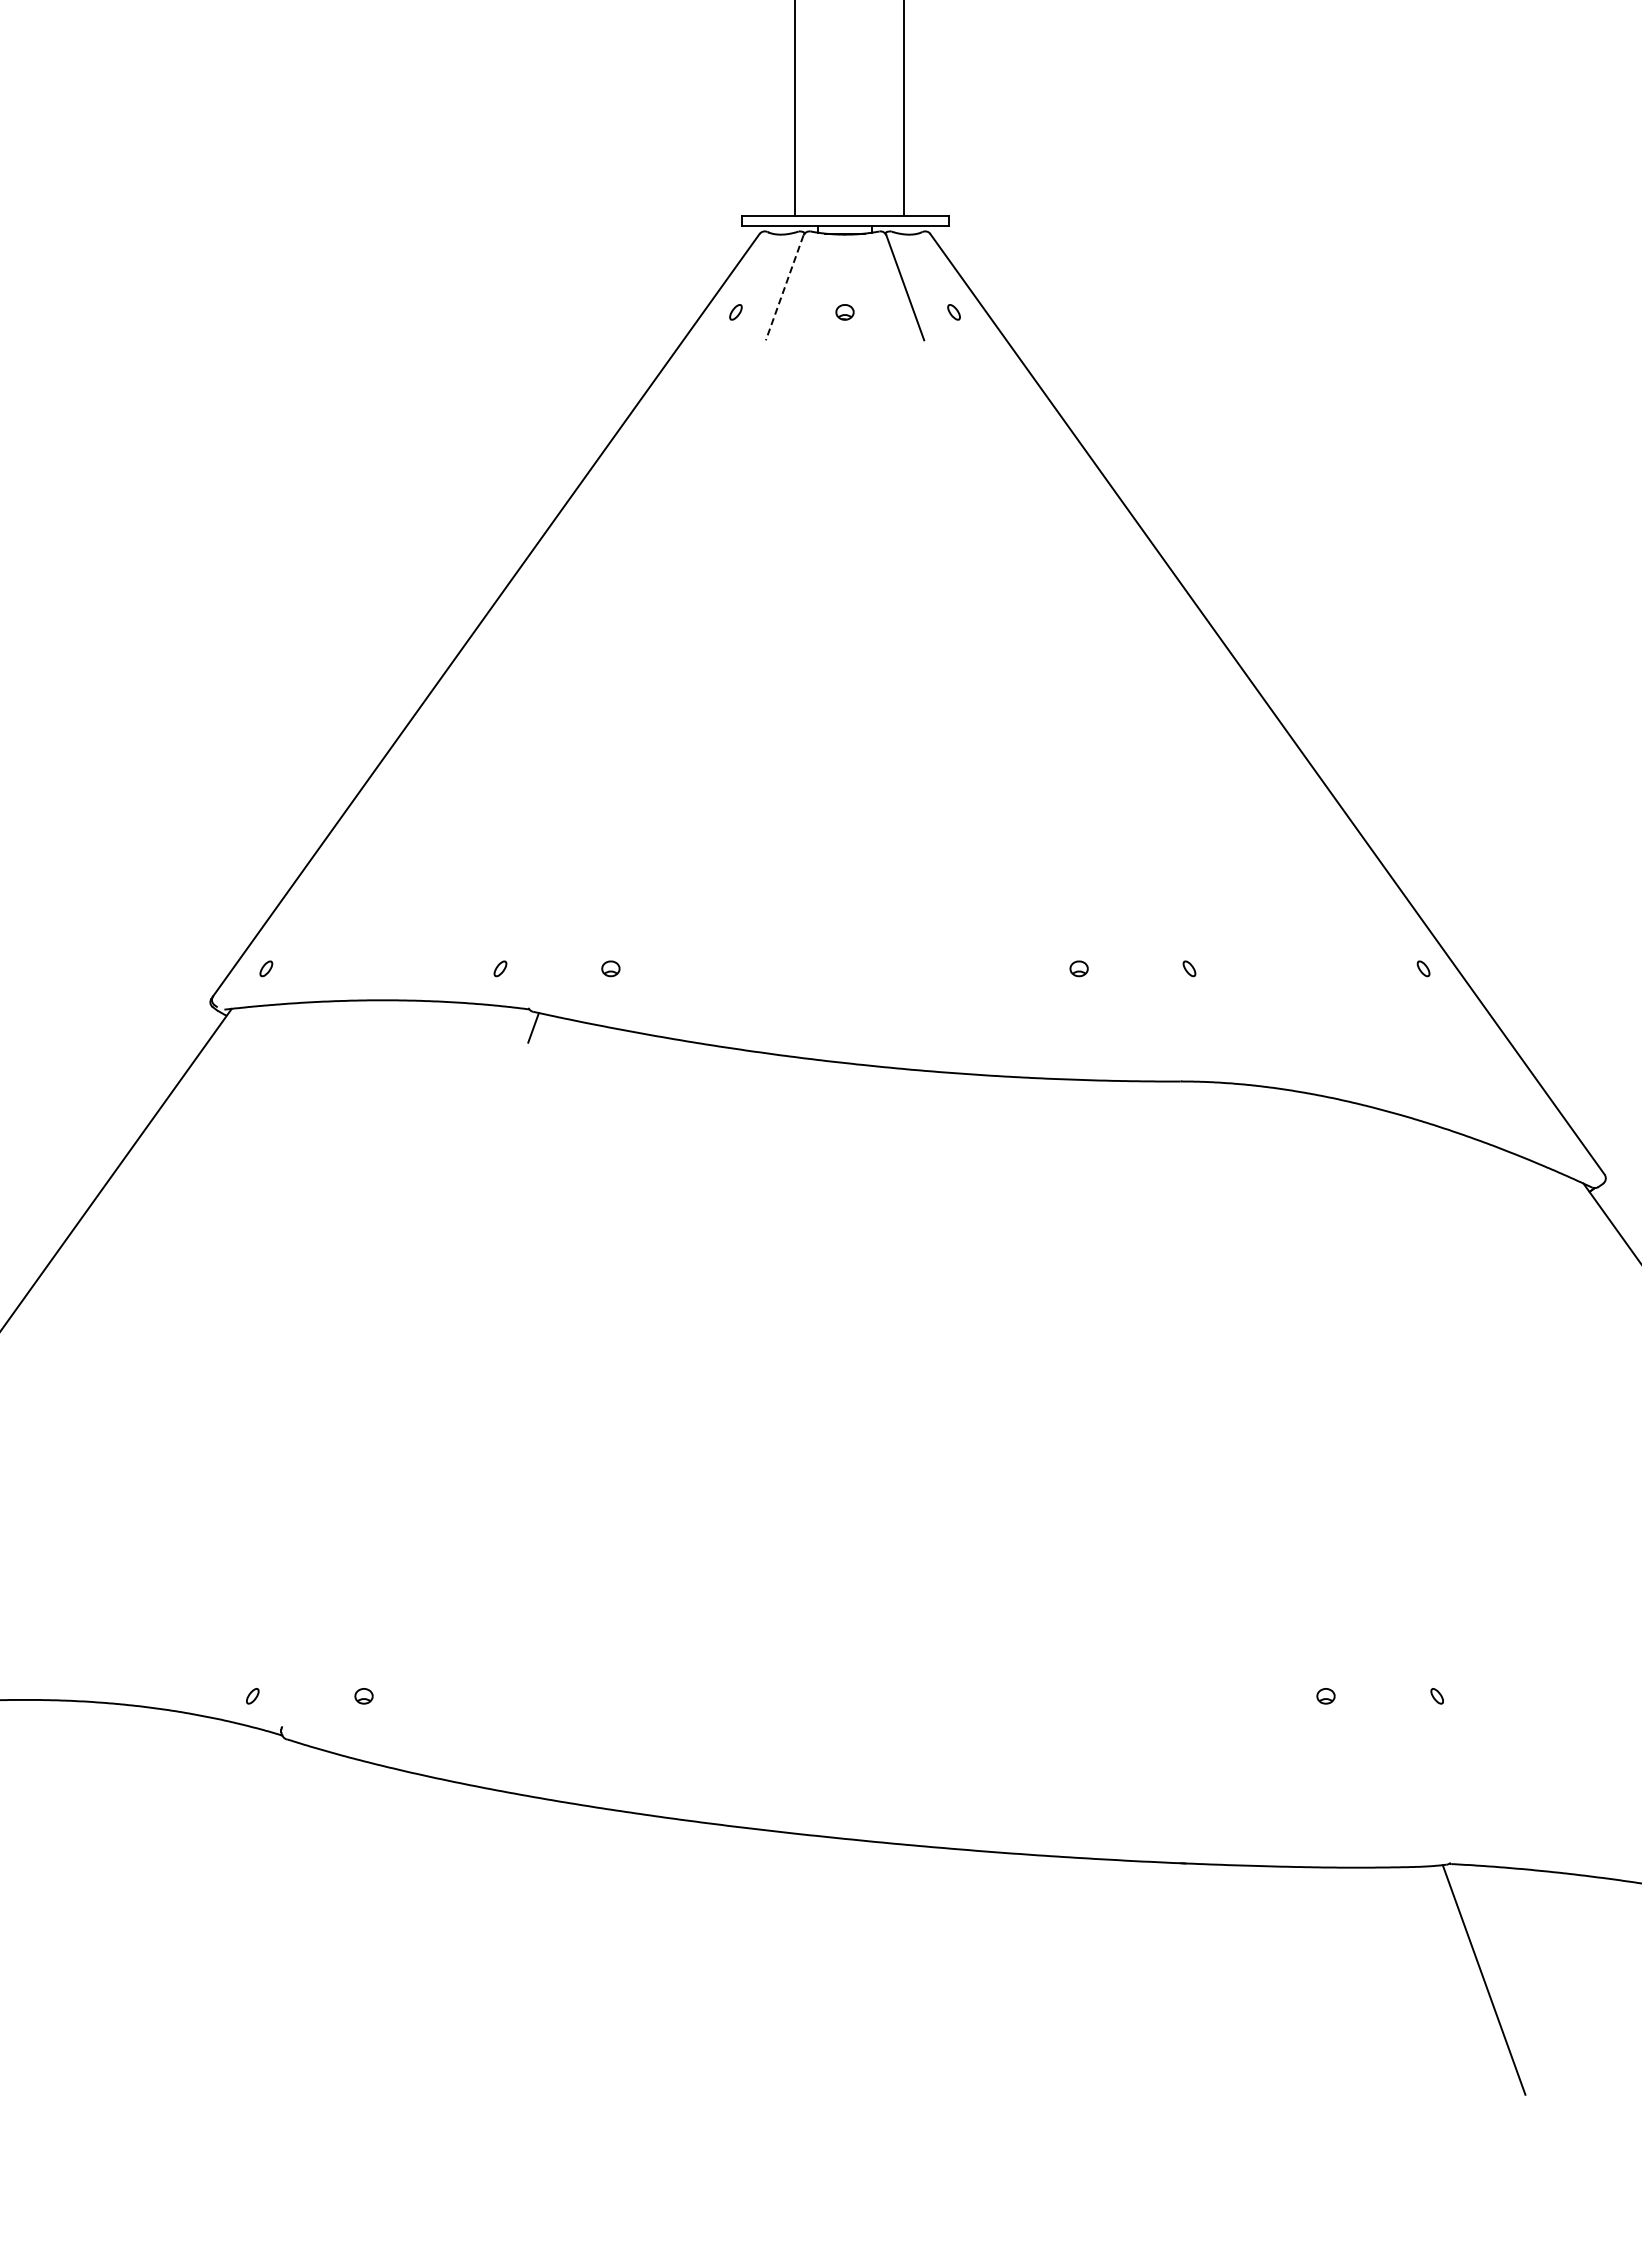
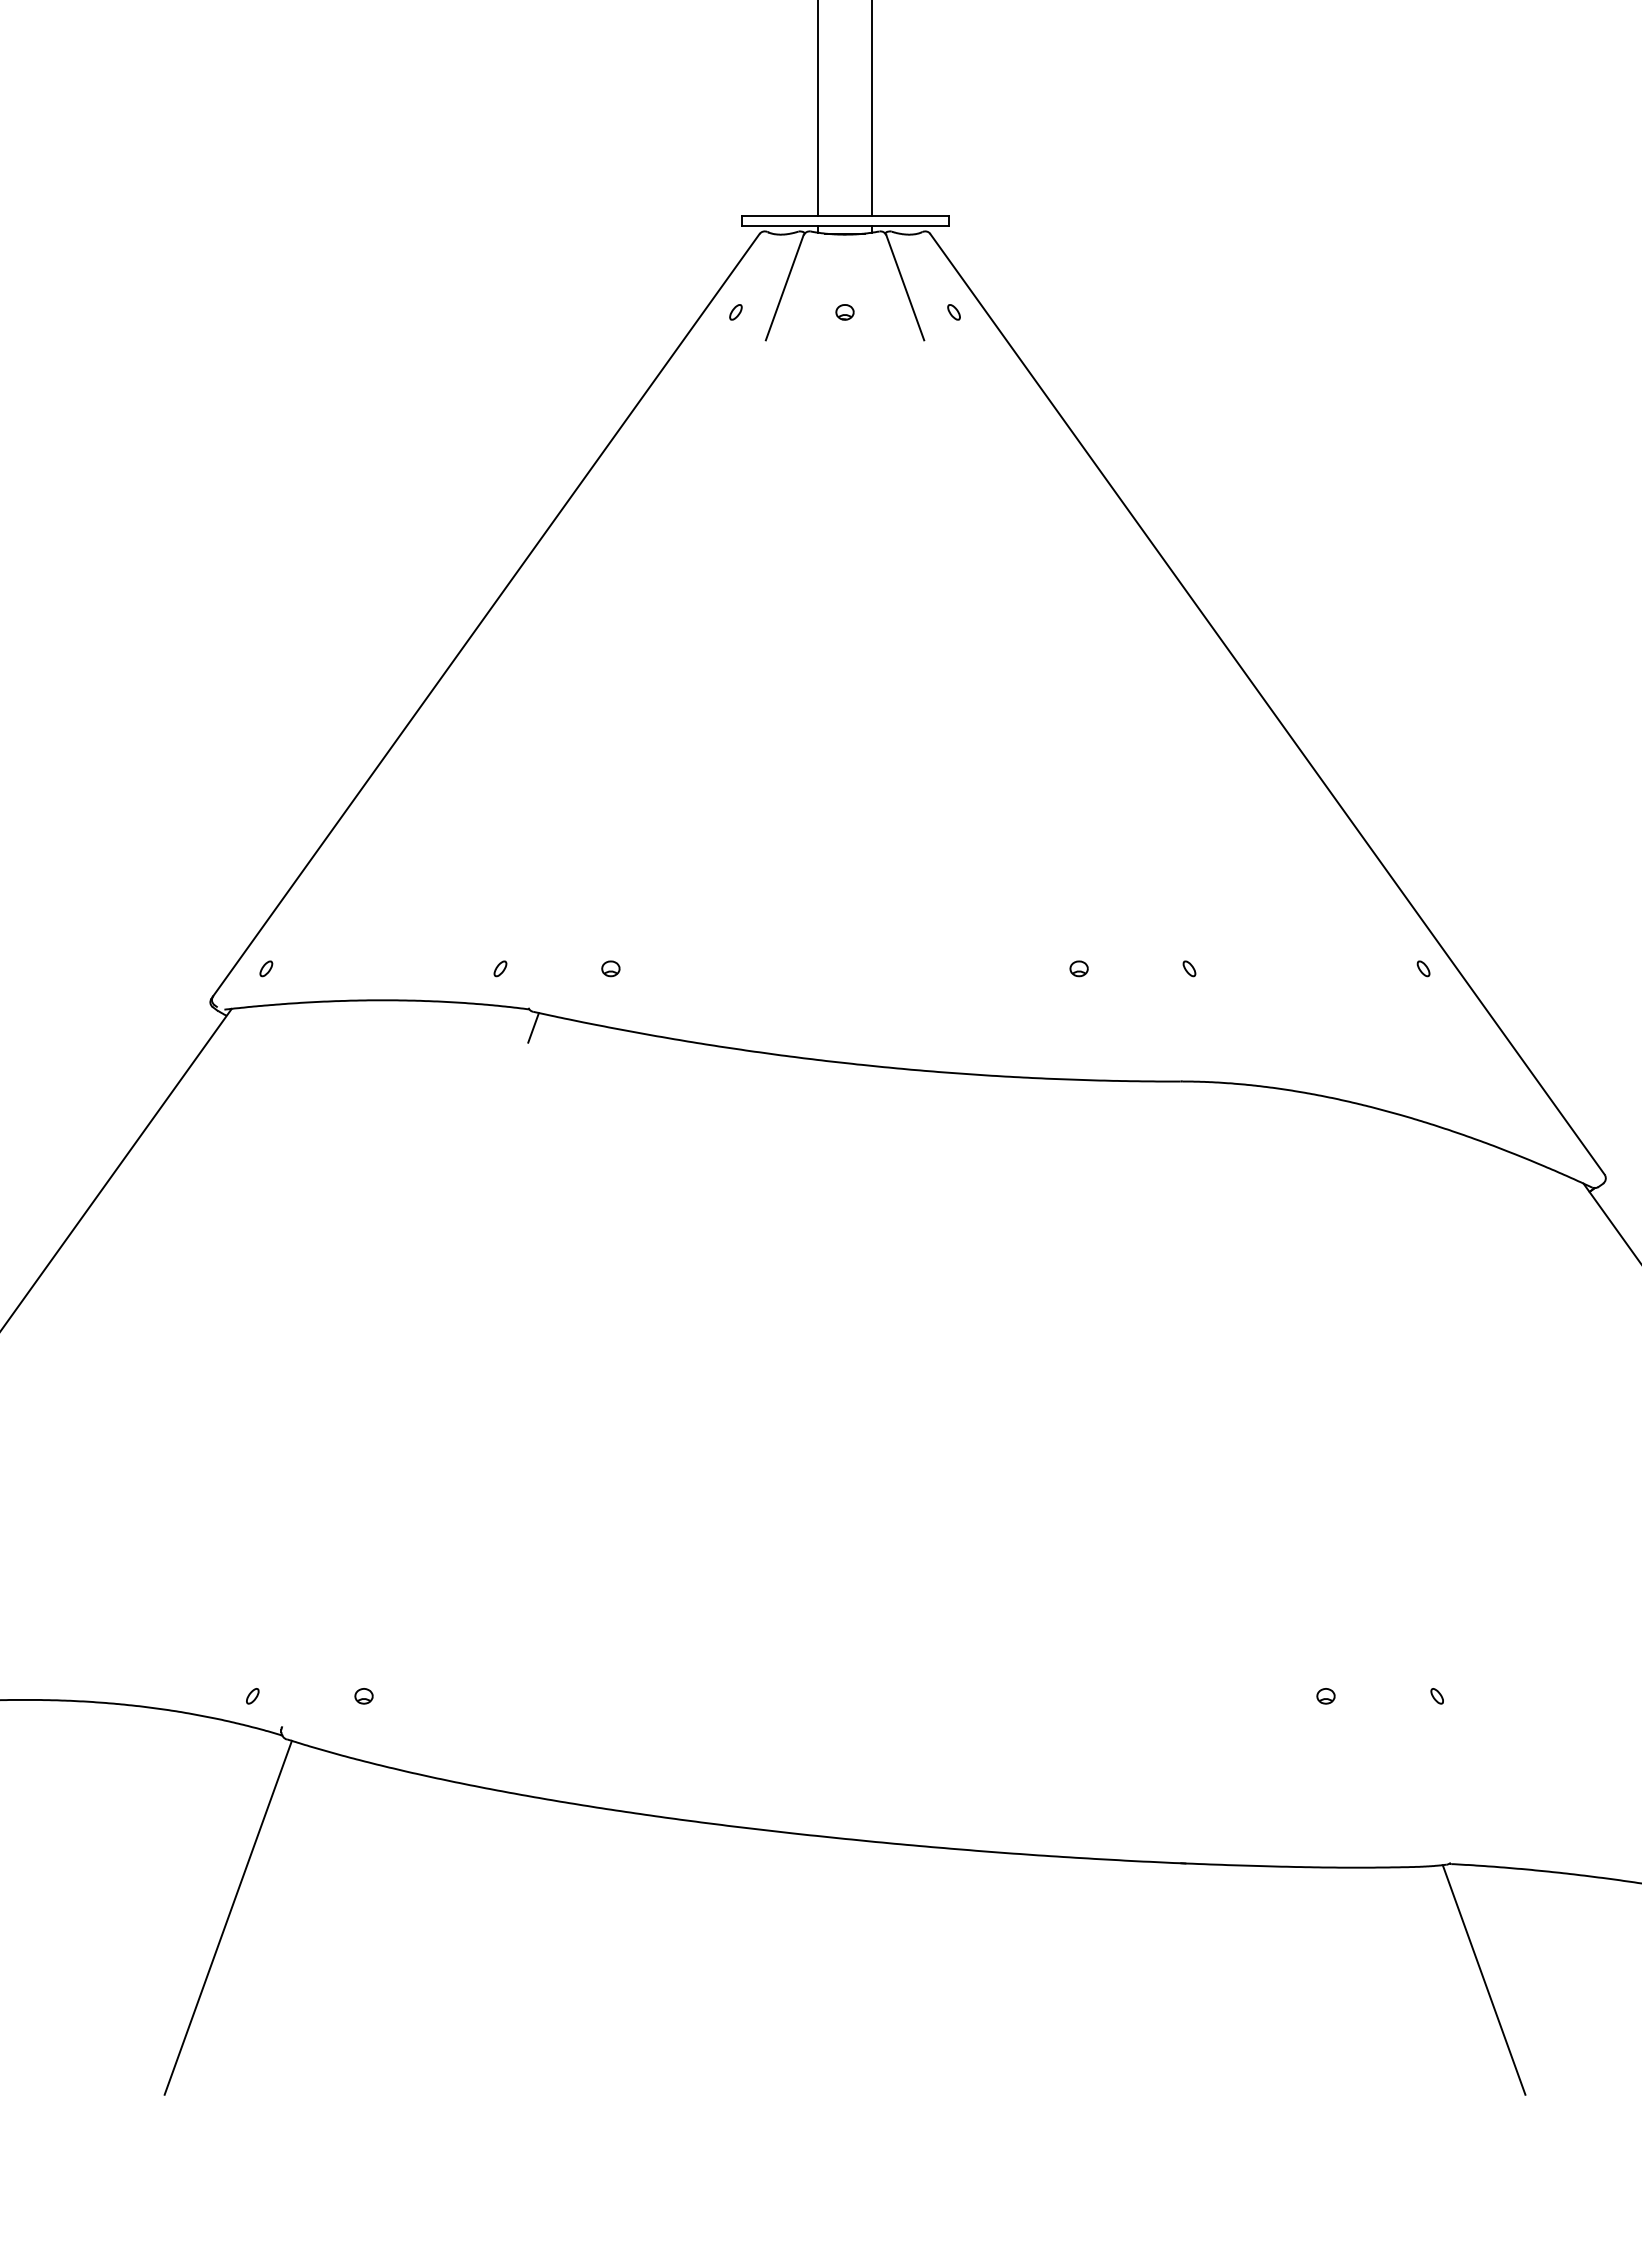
line position: (795, 109) -> (818, 109) (818, 109)
line position: (903, 109) -> (871, 109) (871, 109)
line: dashed -> solid (784, 287)
line: none -> present (227, 1917)
